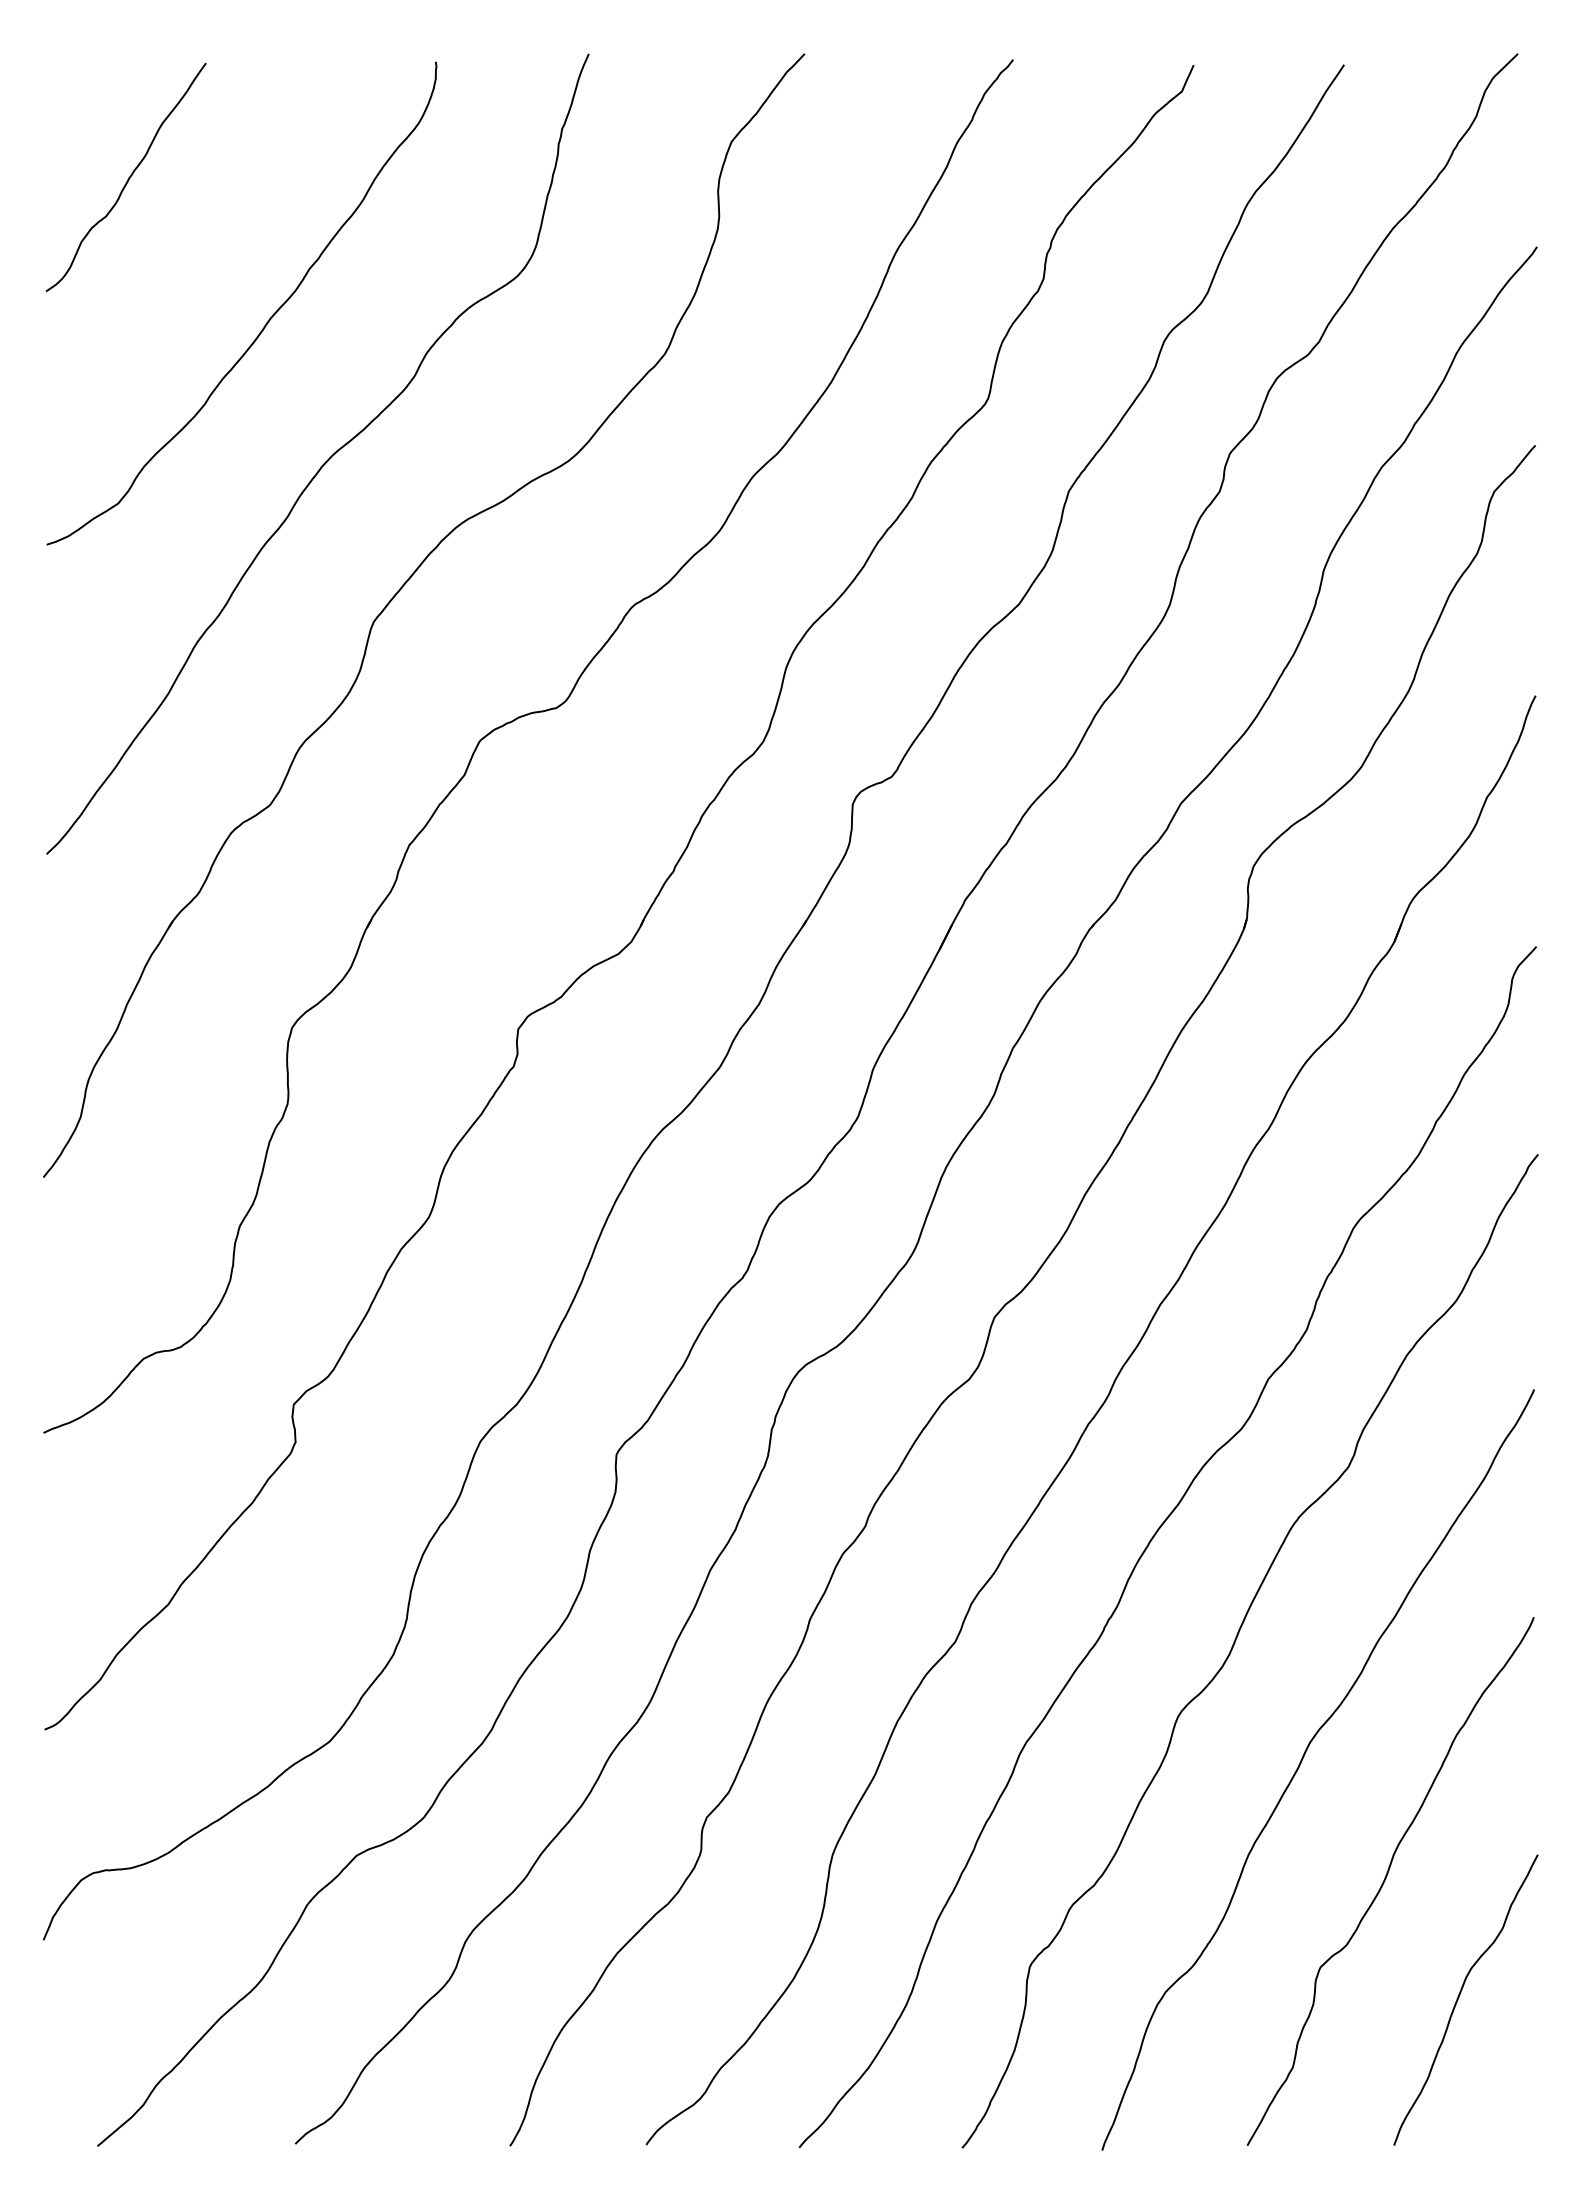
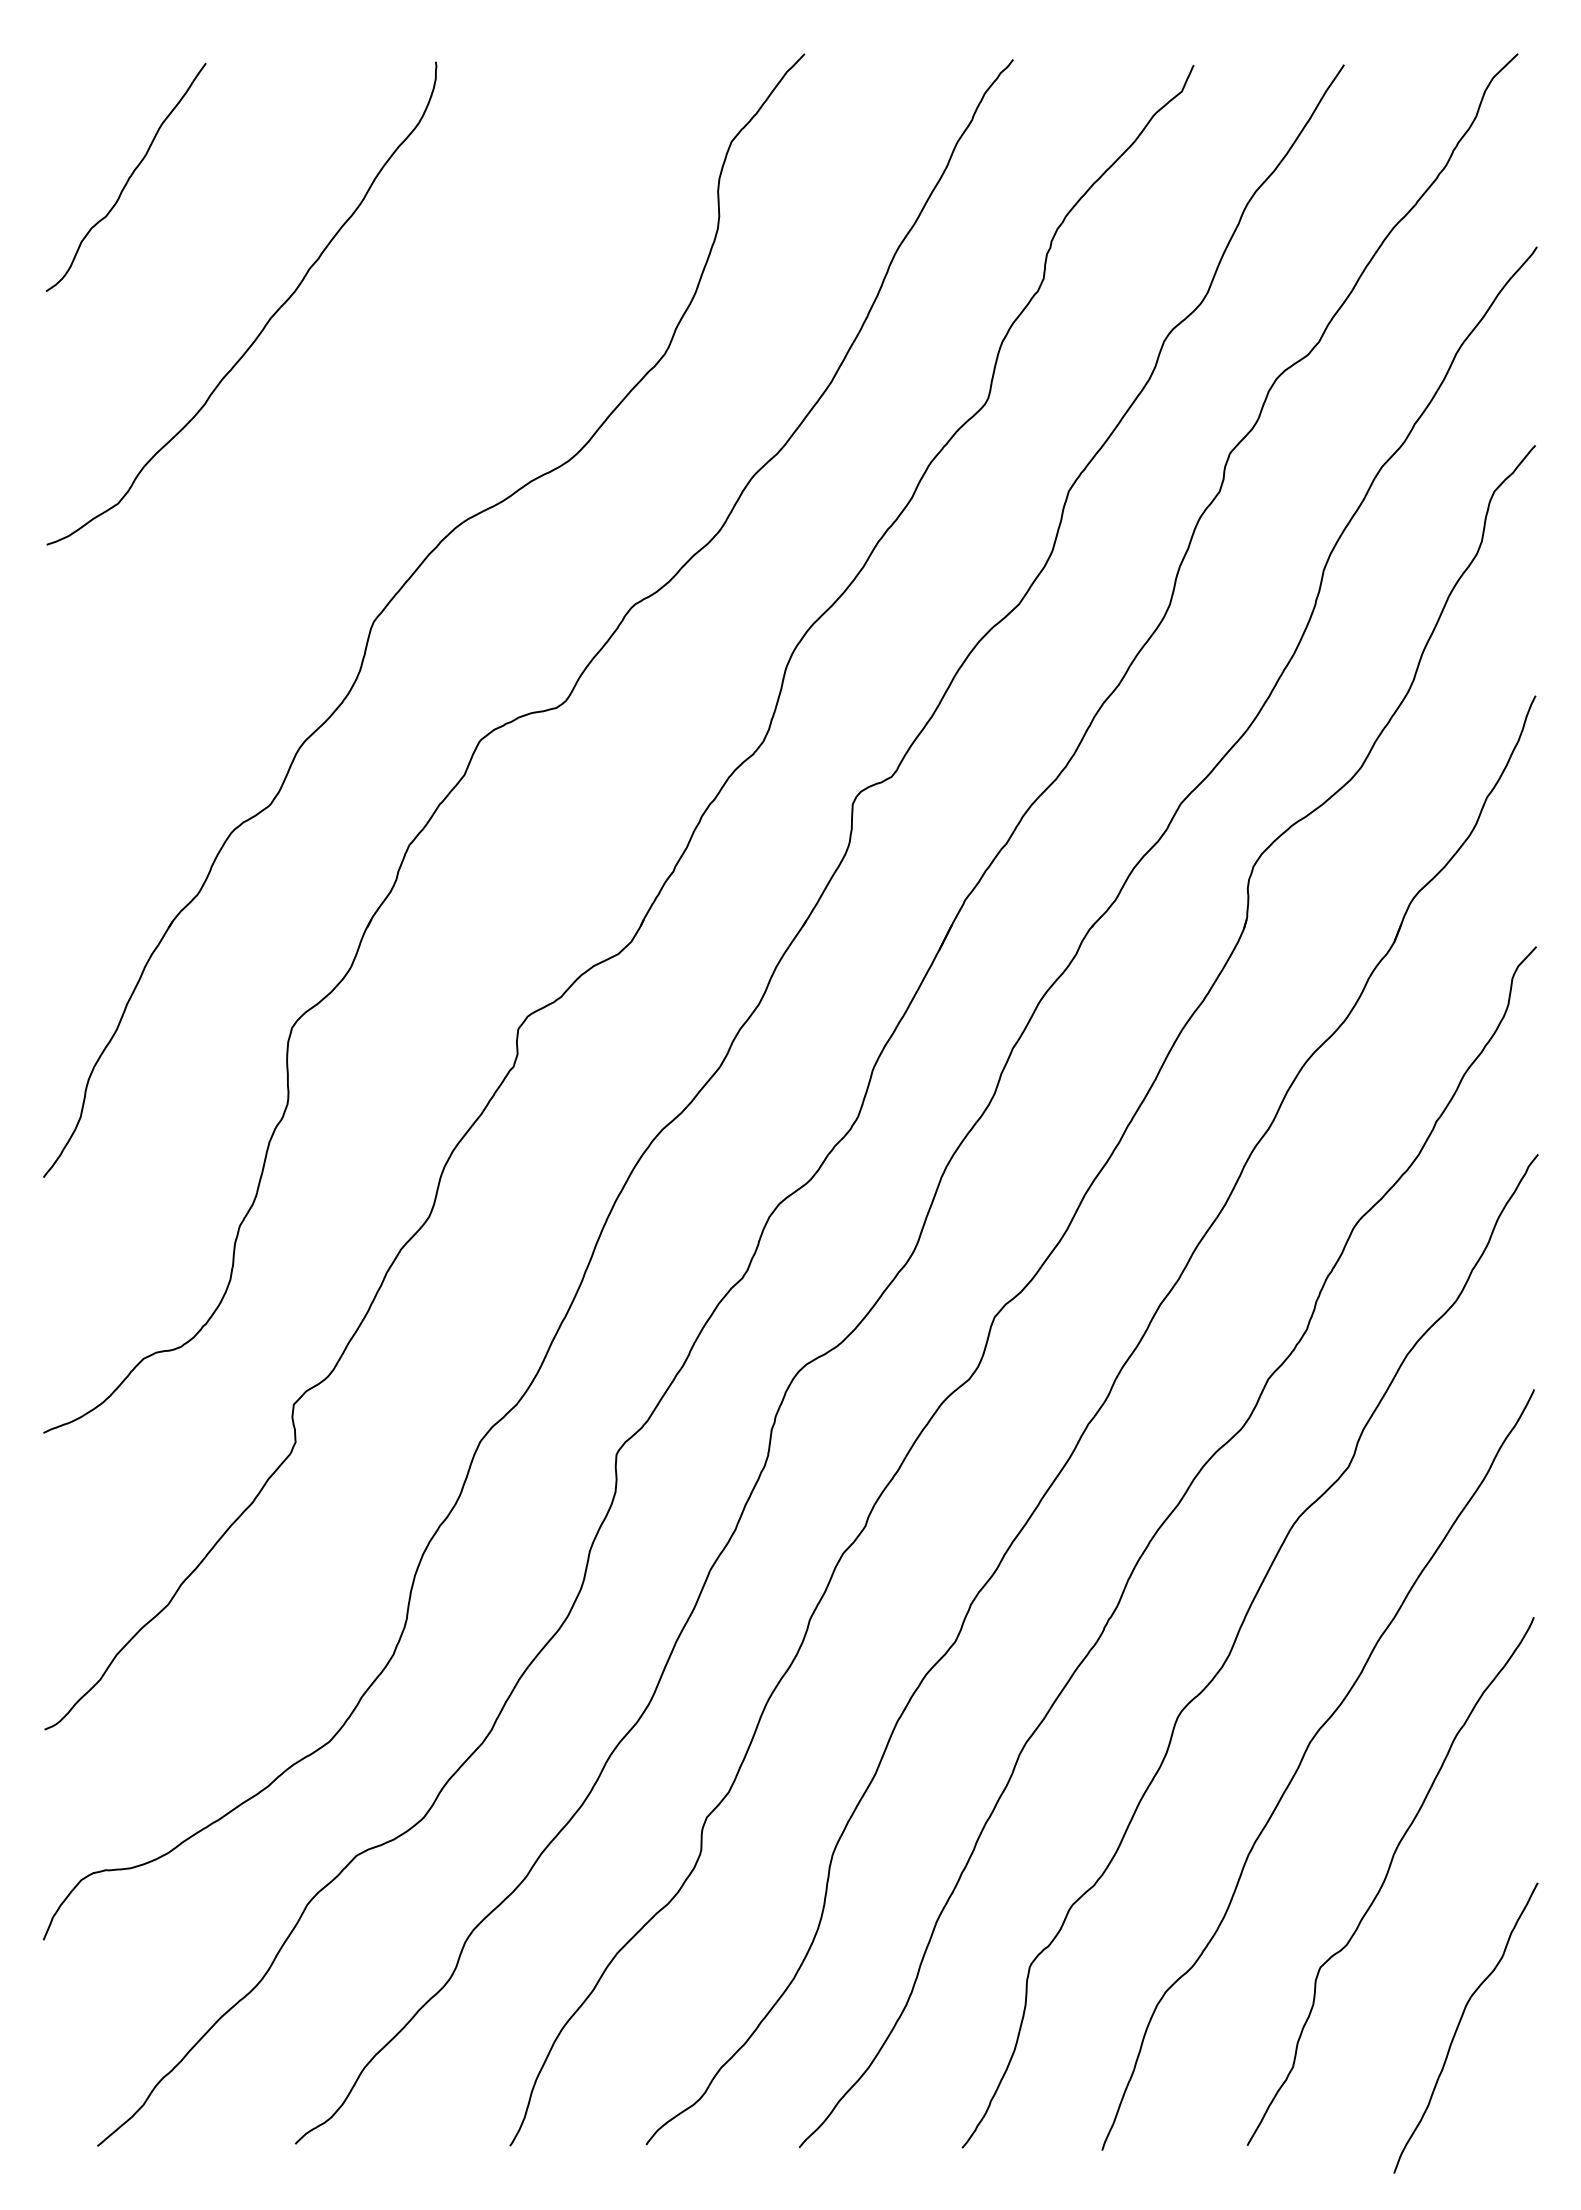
curve: present -> none (325, 461)
curve position: (1459, 1997) -> (1459, 2025) (1459, 2025)
